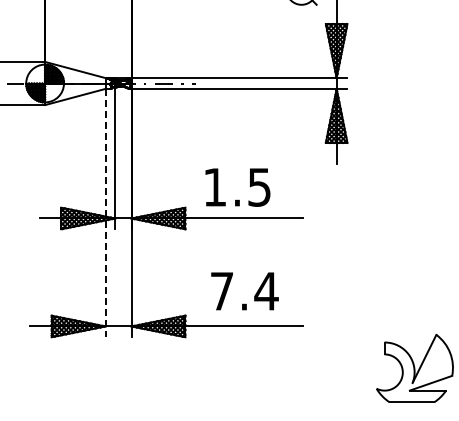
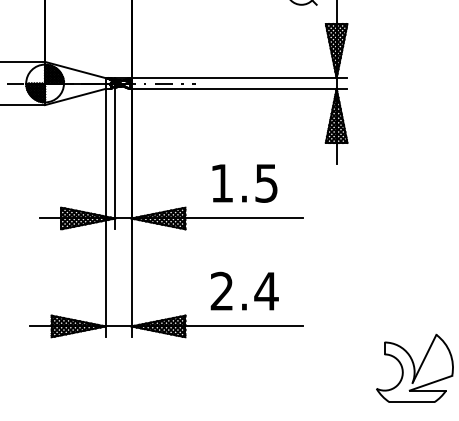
text position: (237, 187) -> (244, 183) (244, 183)
line: dashed -> solid (105, 213)
text: 7.4 -> 2.4 (221, 290)
